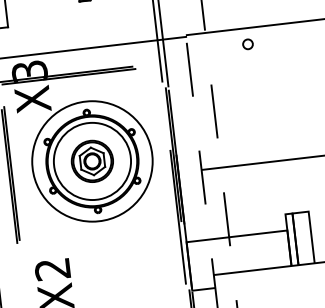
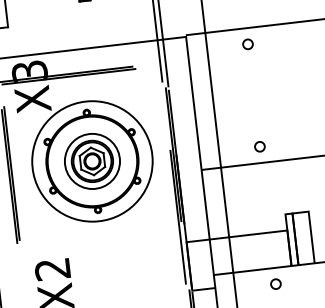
circle: none -> present (259, 146)
line: dashed -> solid (219, 153)
circle diameter: 77 px -> 55 px (92, 161)
line: dashed -> solid (201, 171)
circle: none -> present (275, 283)
